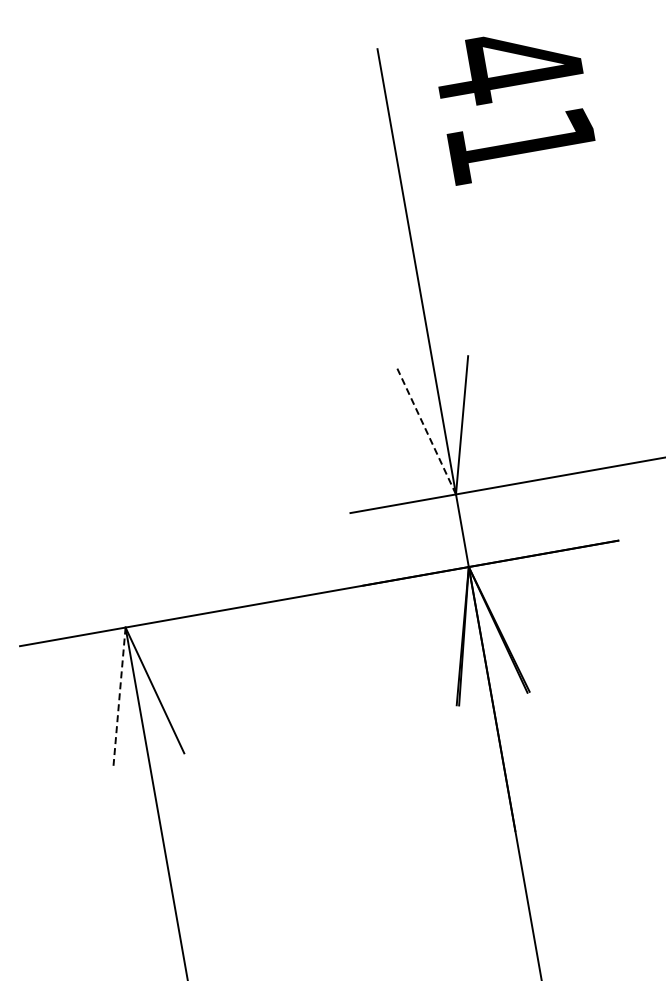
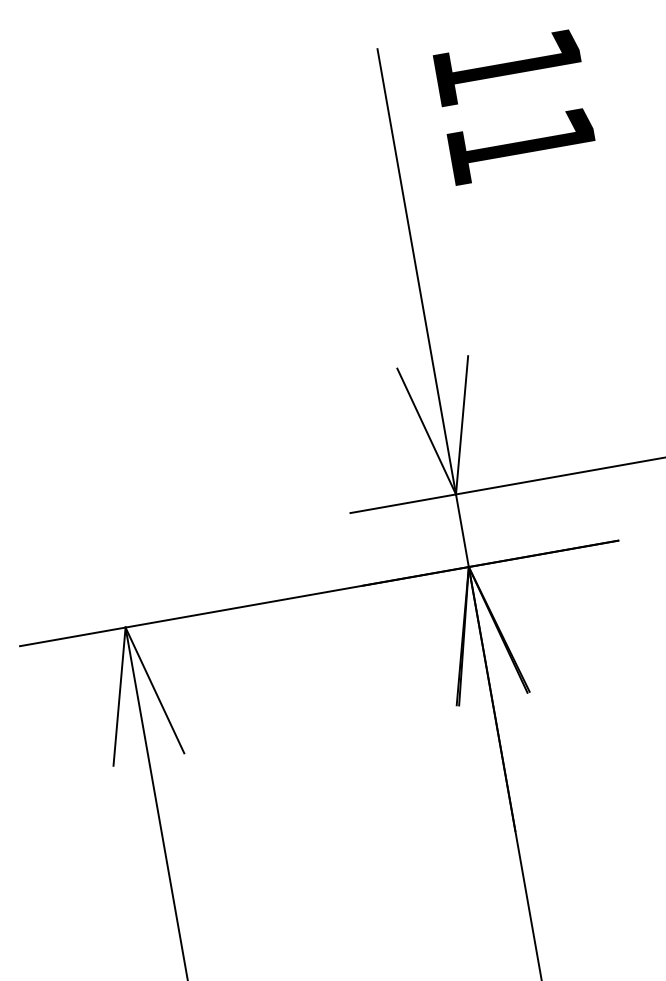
text: 41 -> 11 (507, 68)
line: dashed -> solid (426, 431)
line: dashed -> solid (119, 697)
